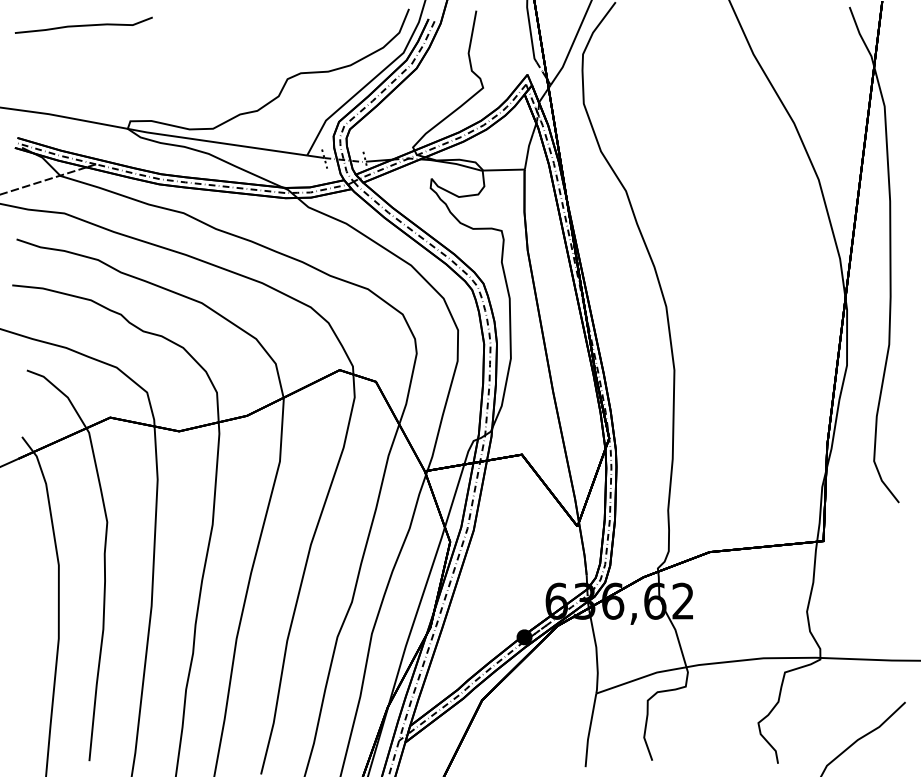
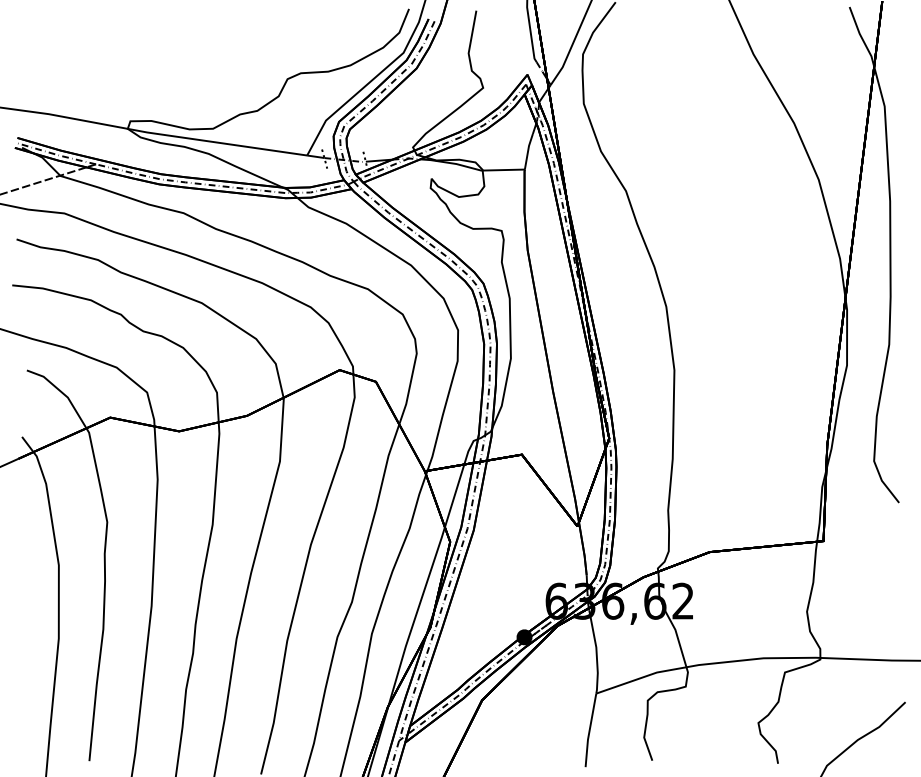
curve: present -> none (83, 24)
